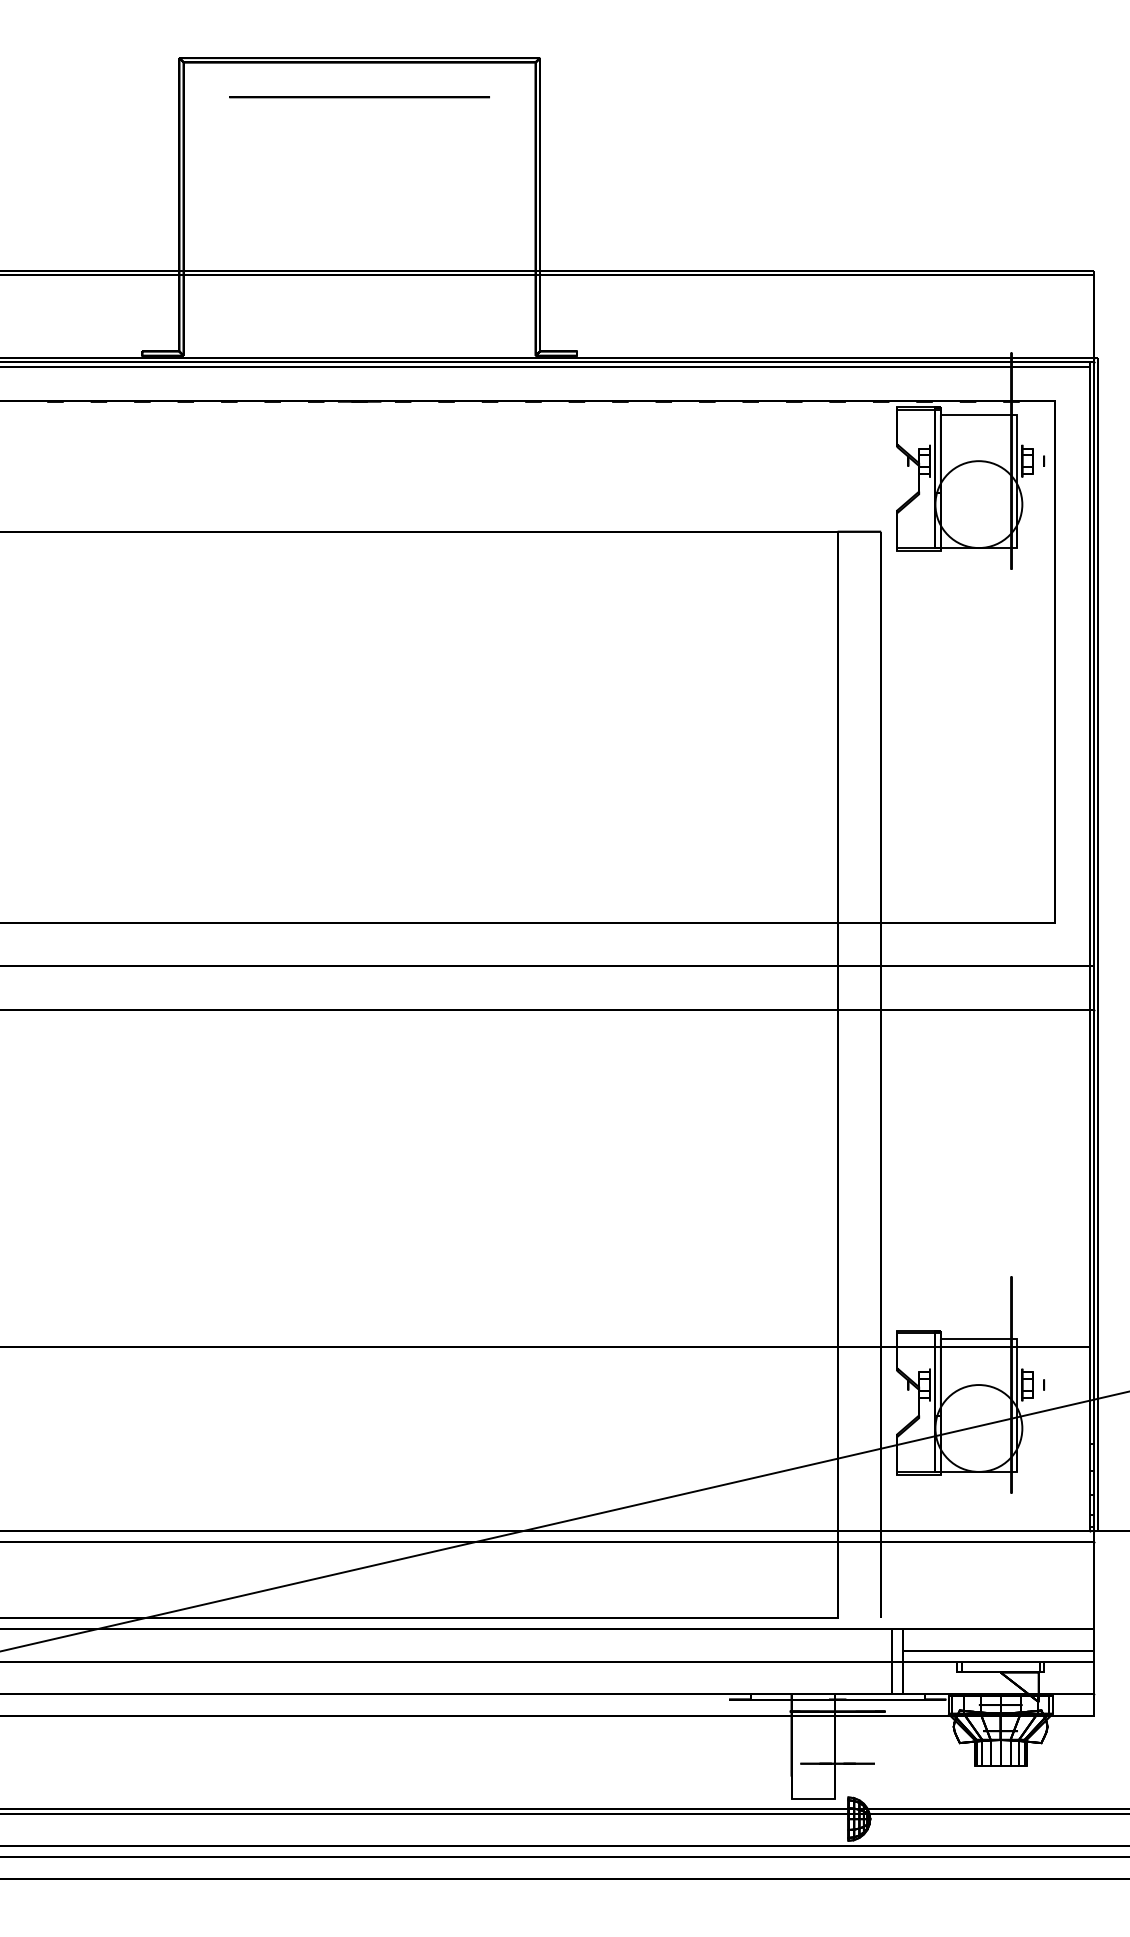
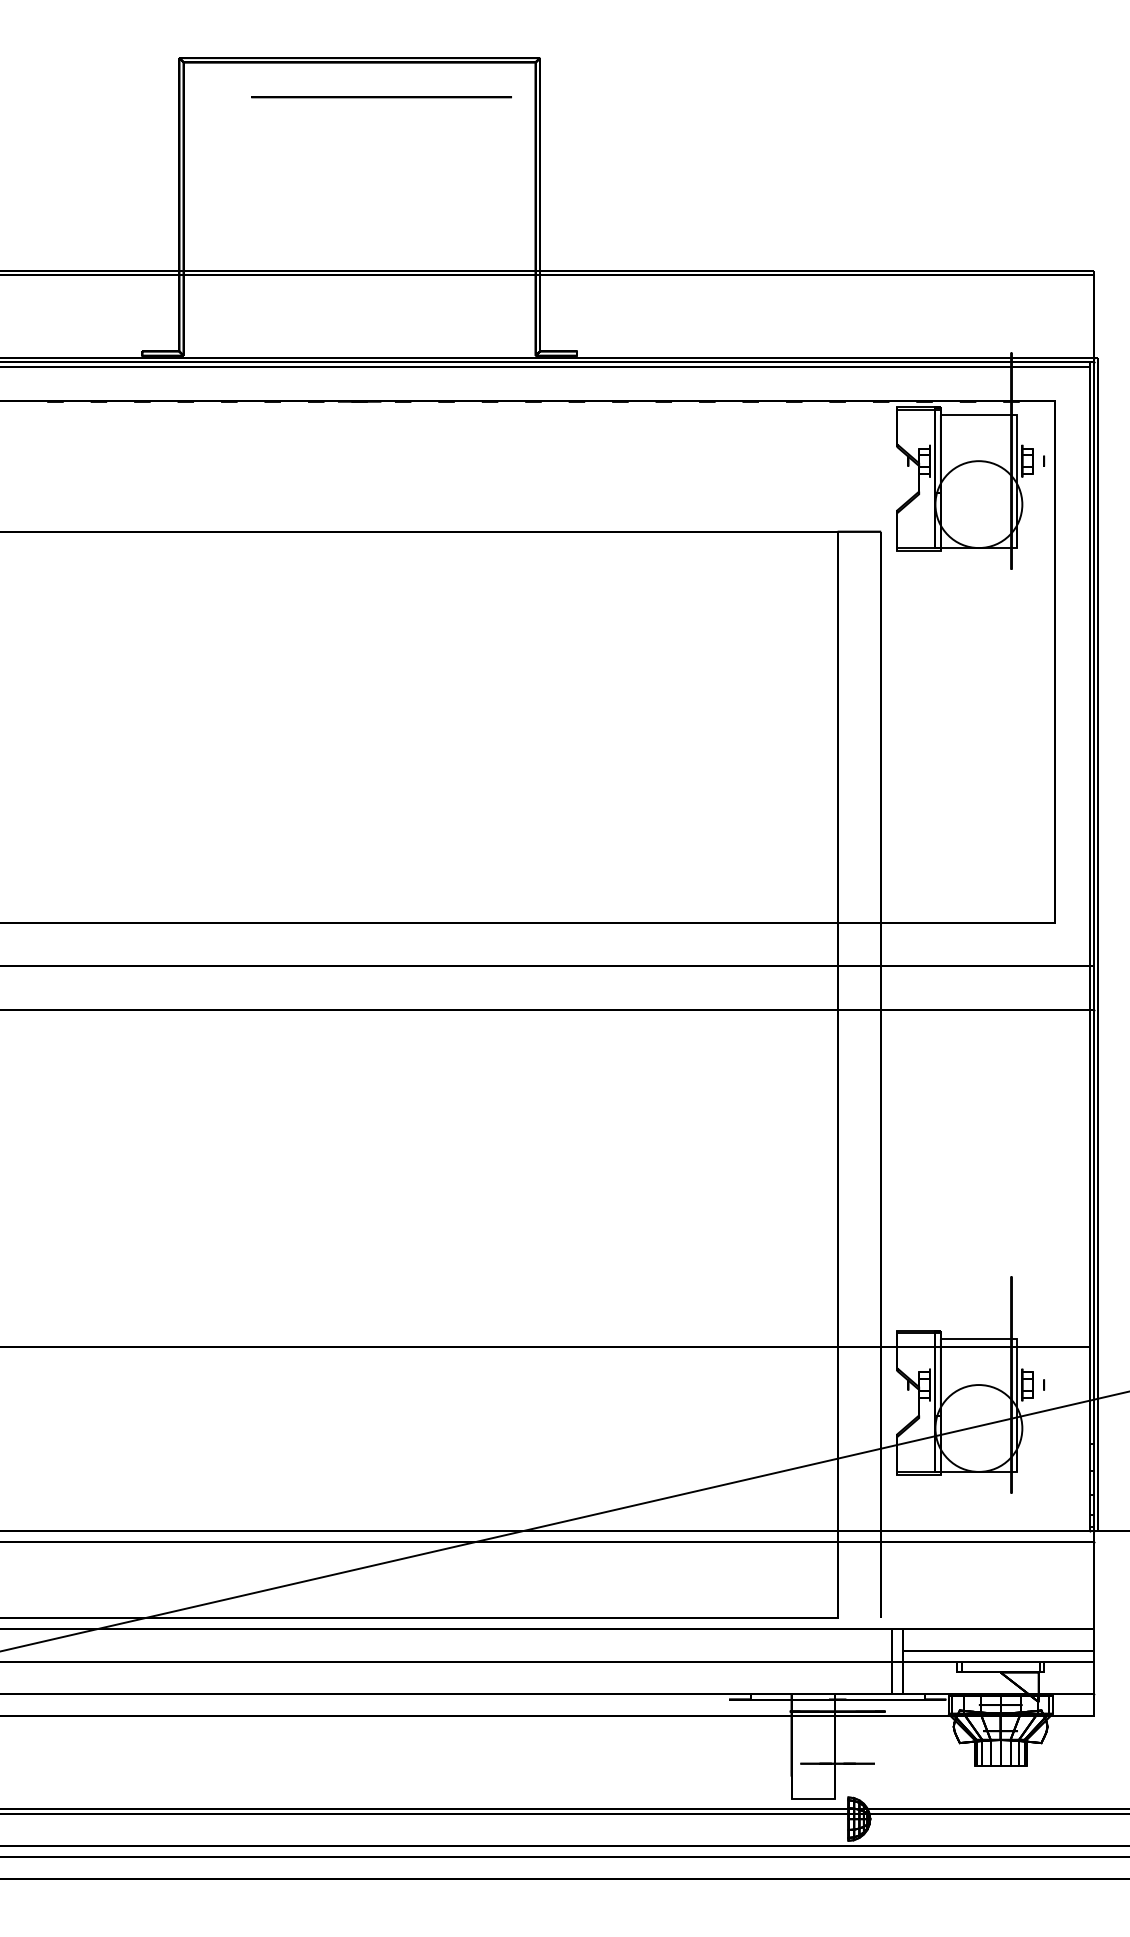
circle position: (359, 97) -> (381, 97) (381, 97)
